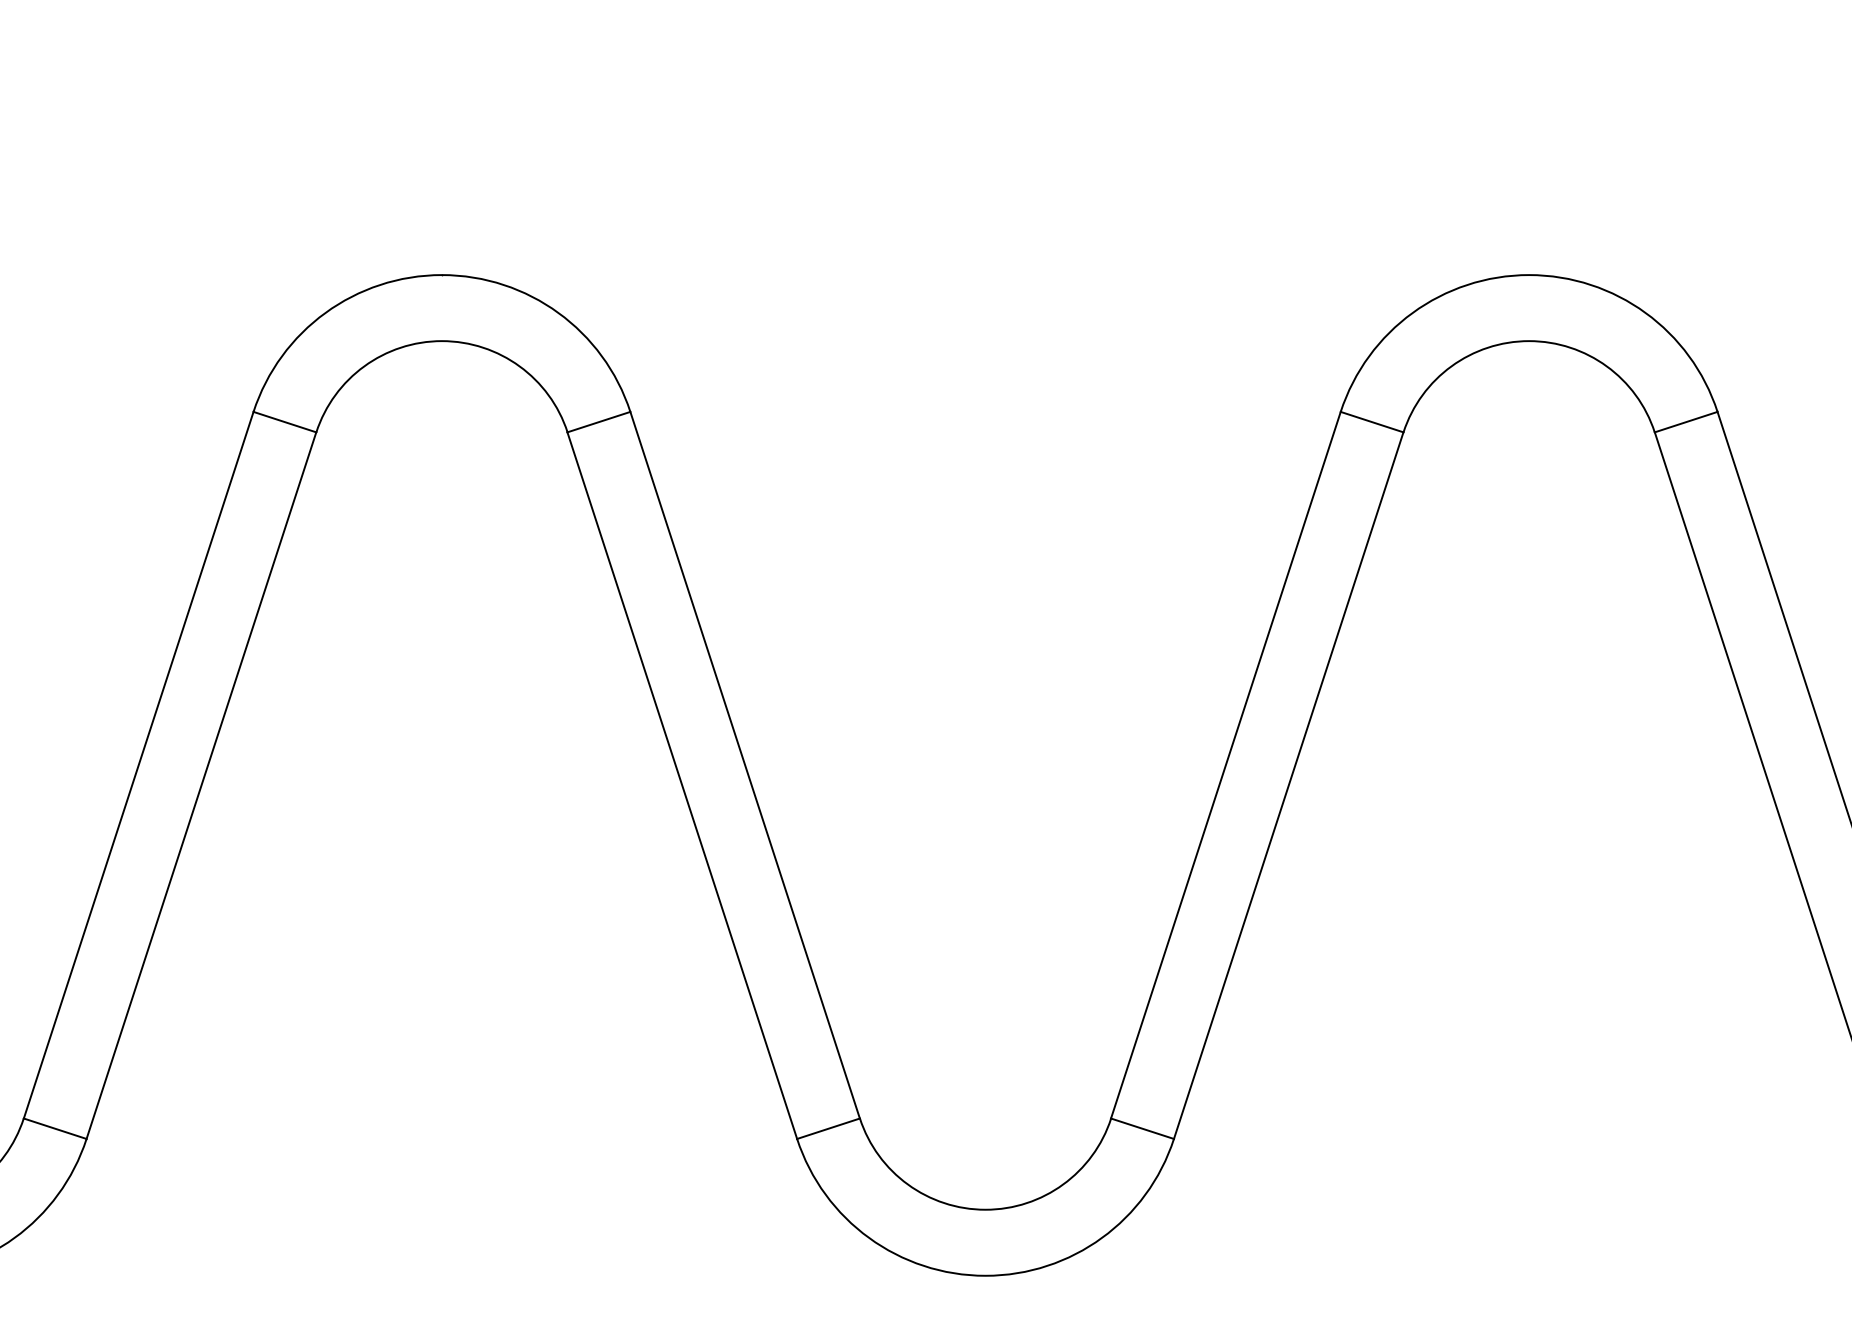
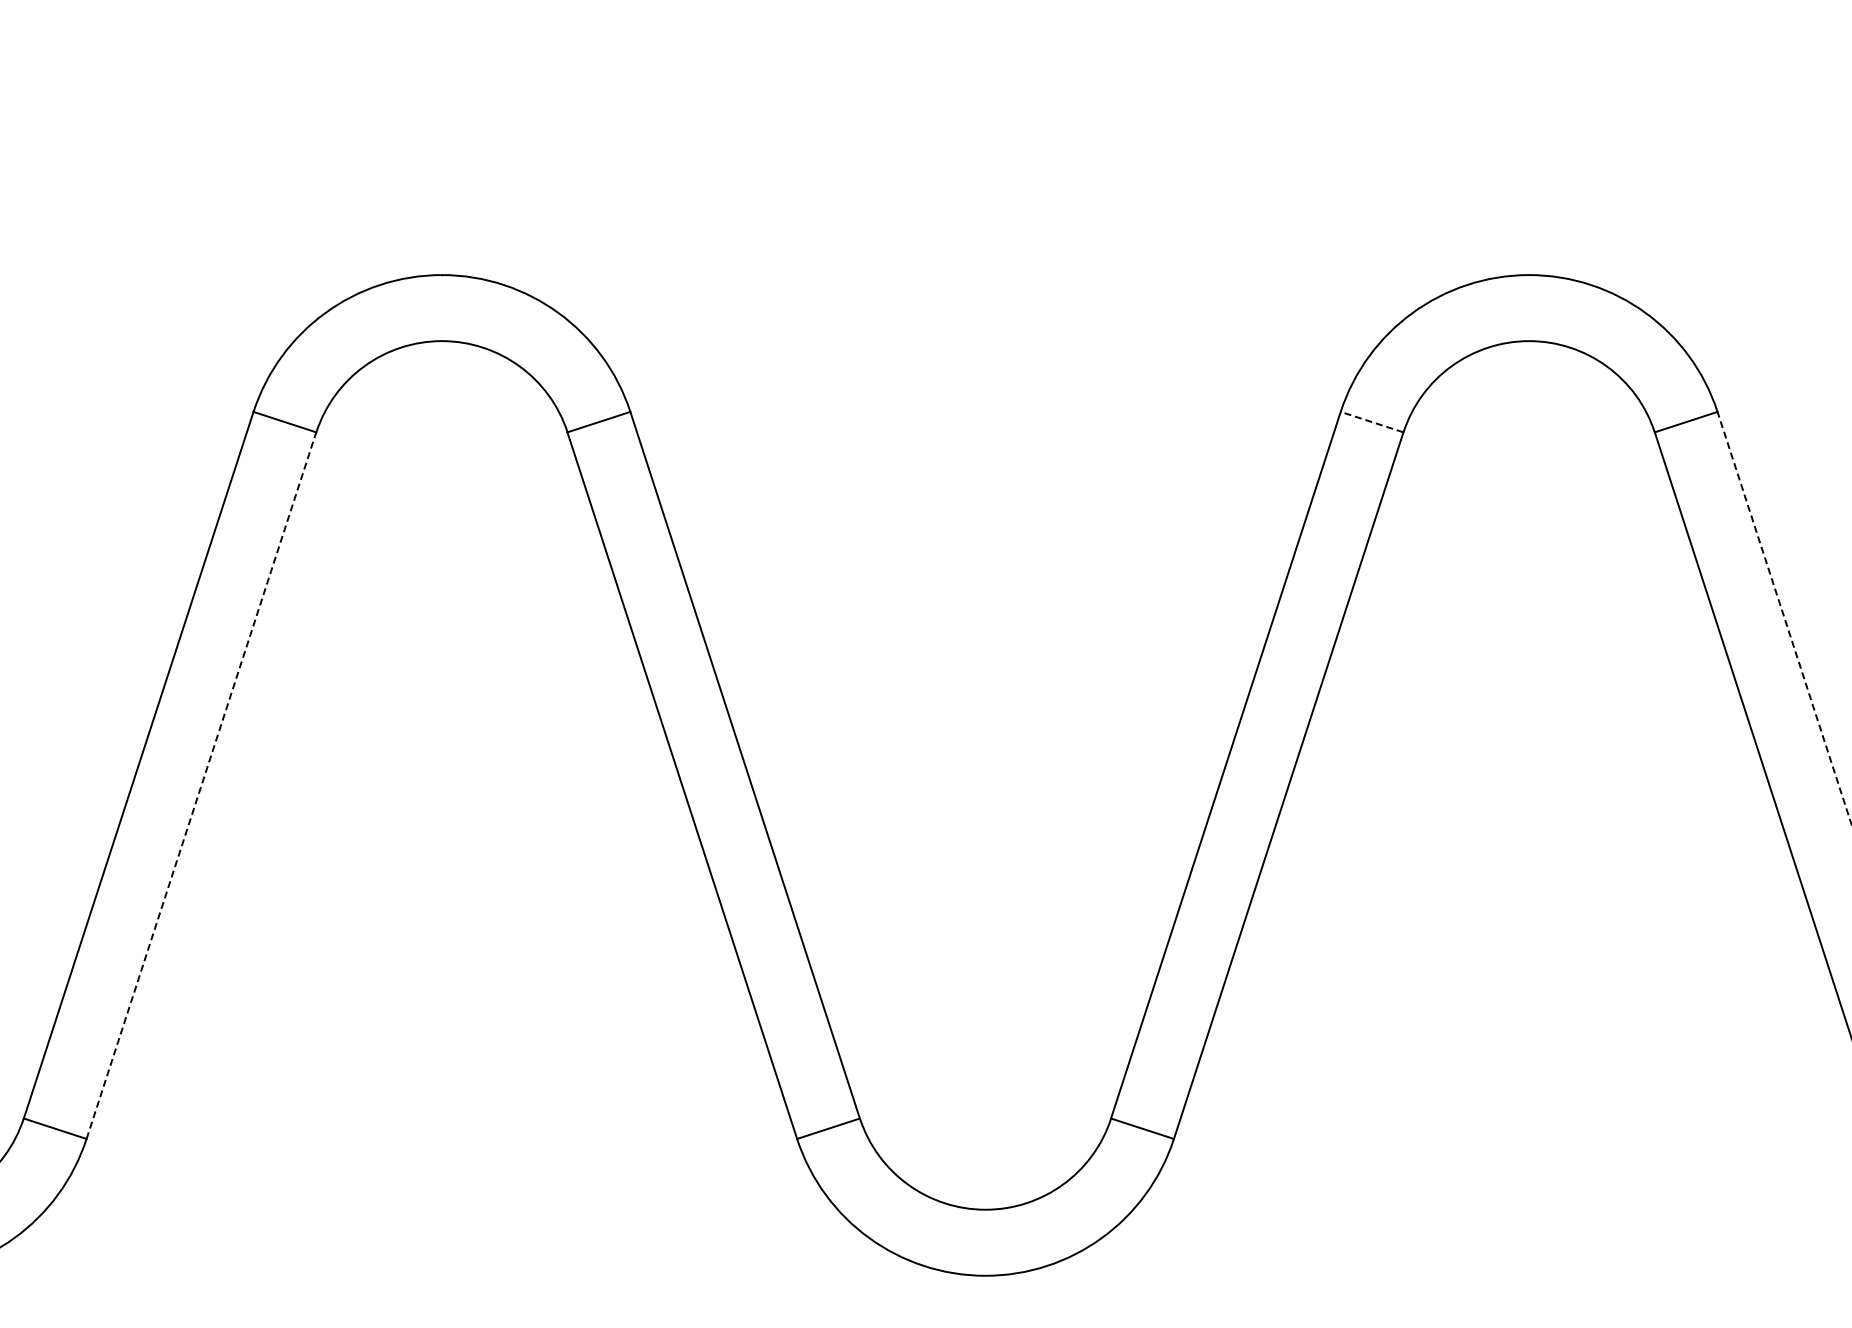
line: solid -> dashed (1372, 422)
line: solid -> dashed (1784, 618)
line: solid -> dashed (201, 785)
